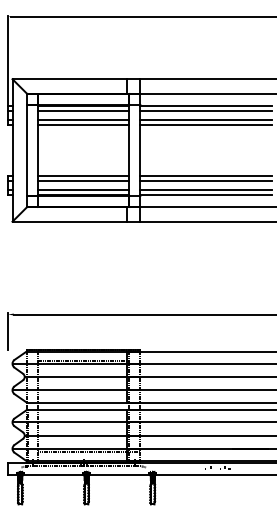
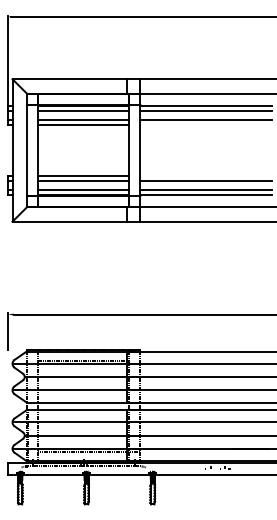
line: present -> none (206, 124)
line: present -> none (206, 175)
